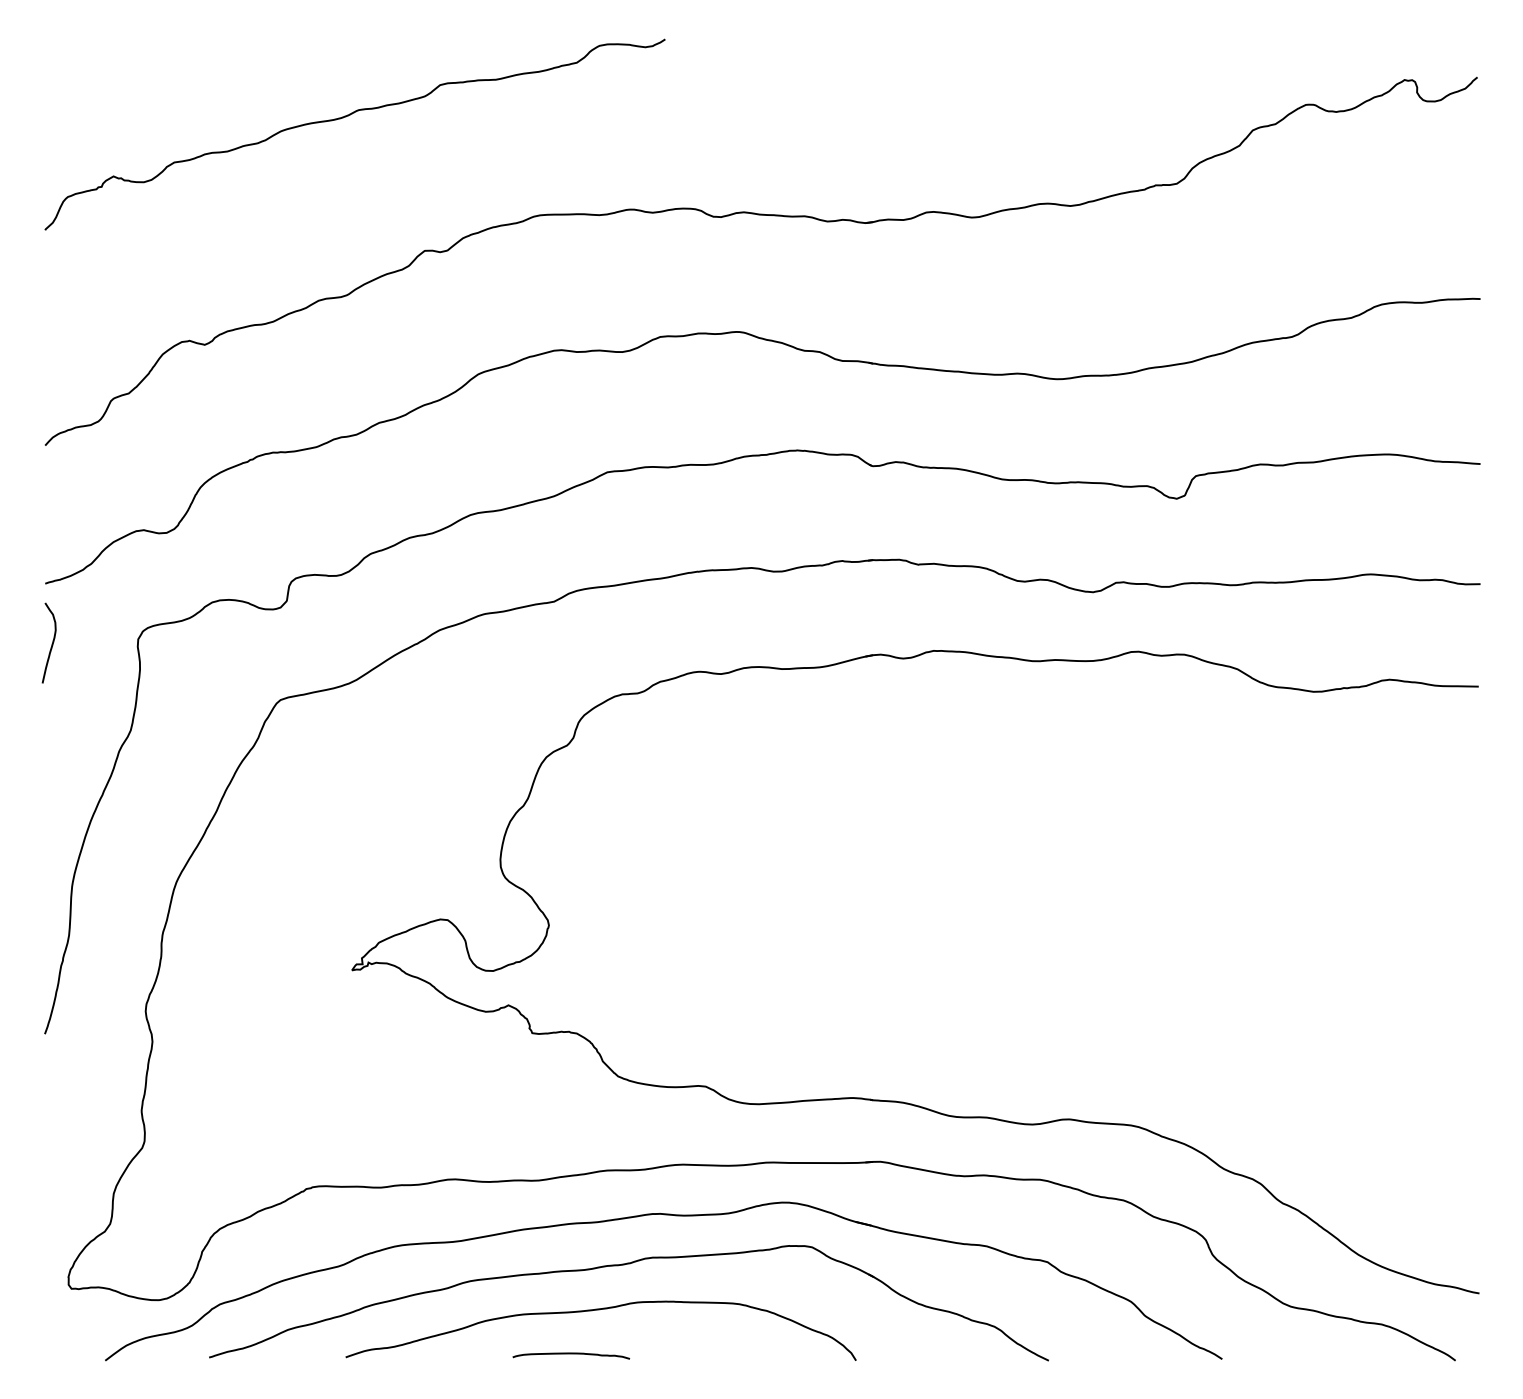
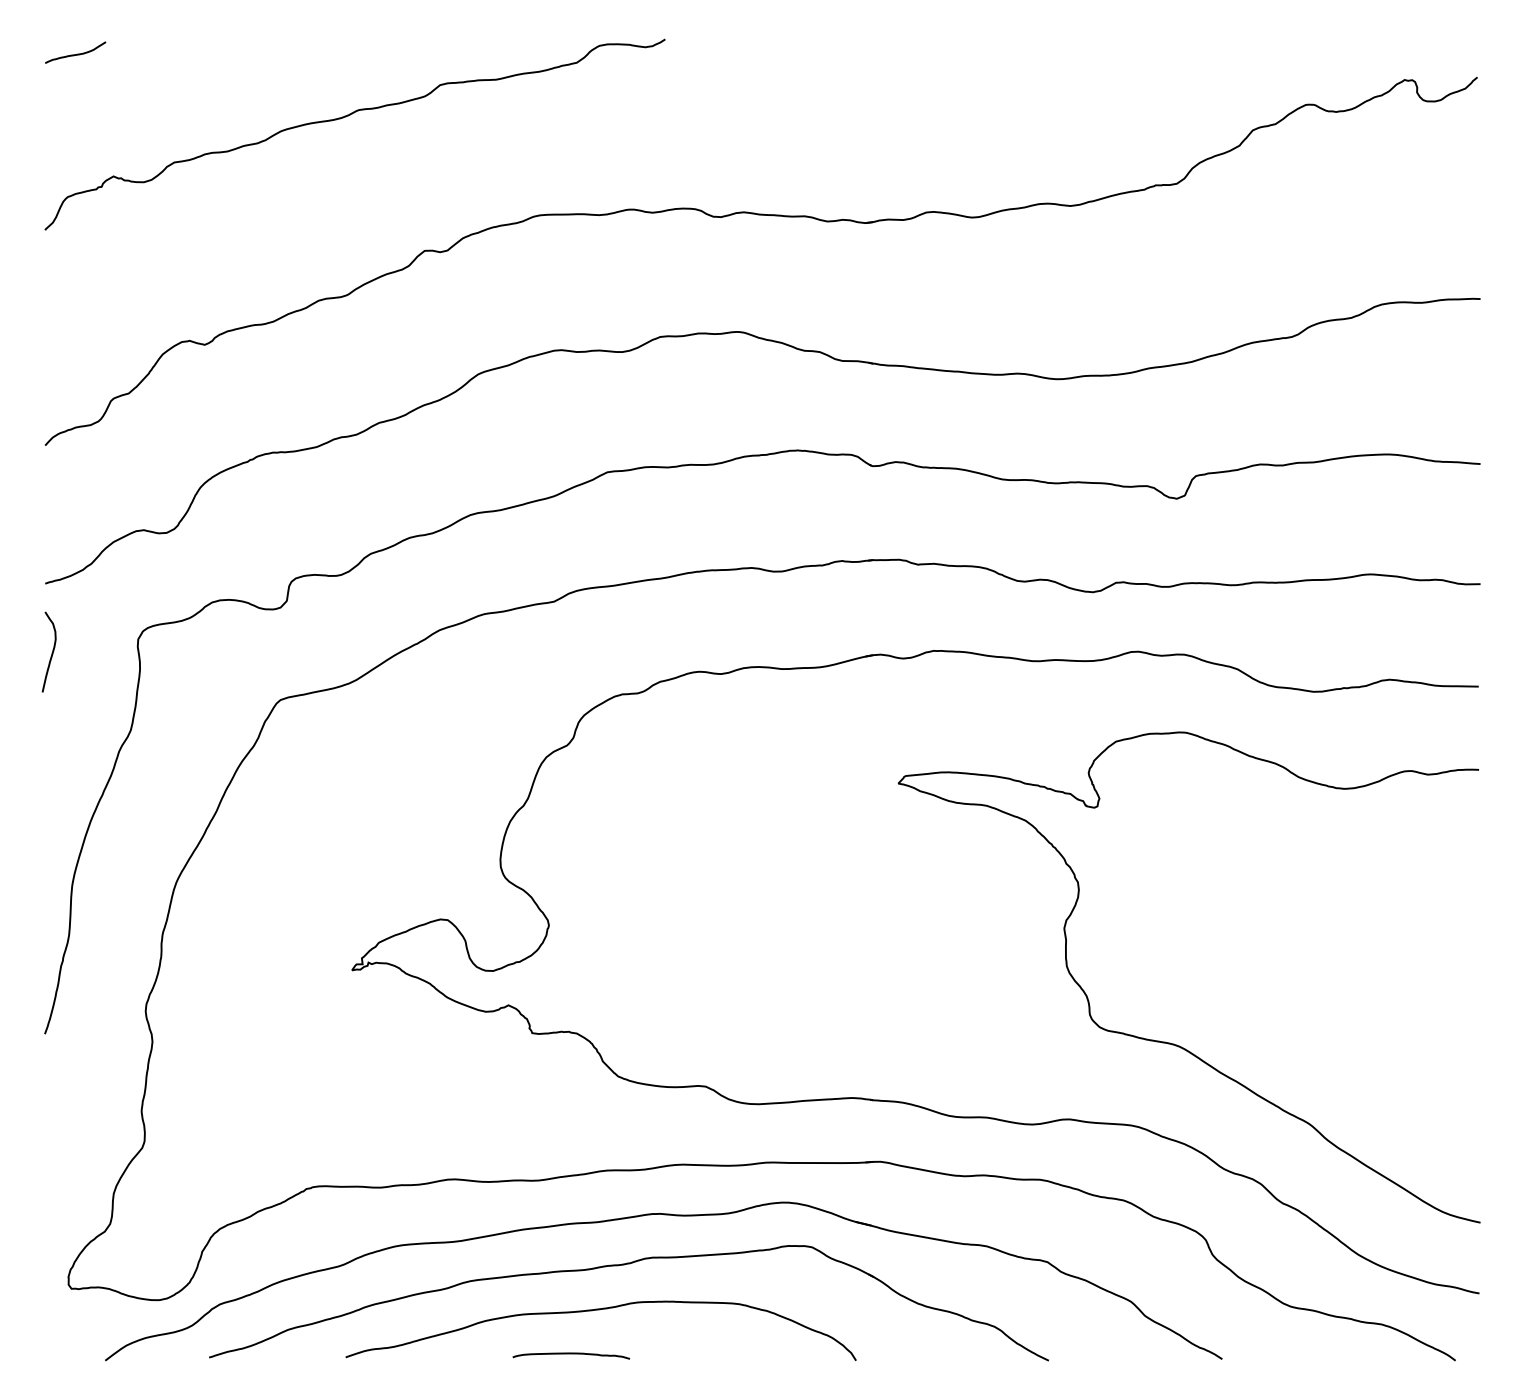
curve: none -> present (75, 54)
curve position: (51, 644) -> (51, 653) (51, 653)
curve: none -> present (1170, 1042)
